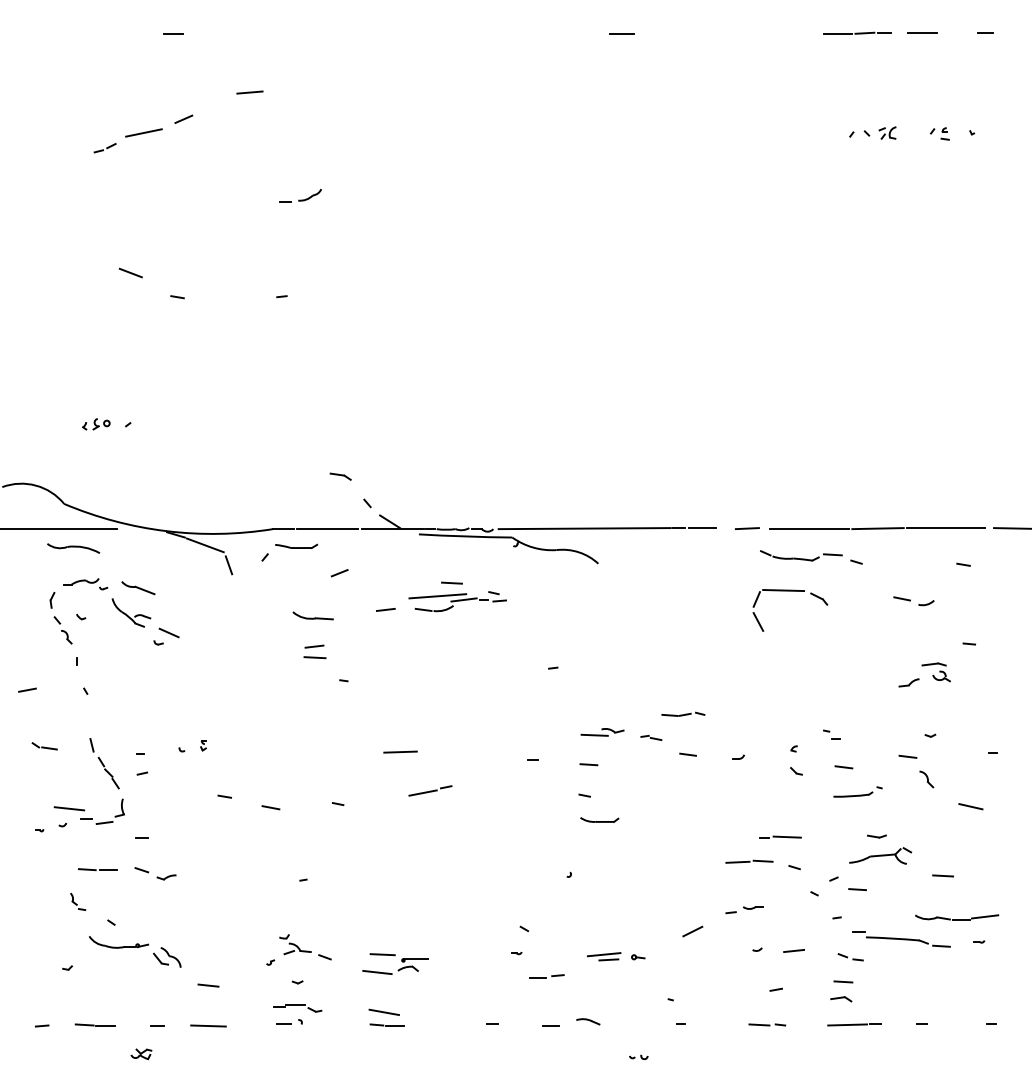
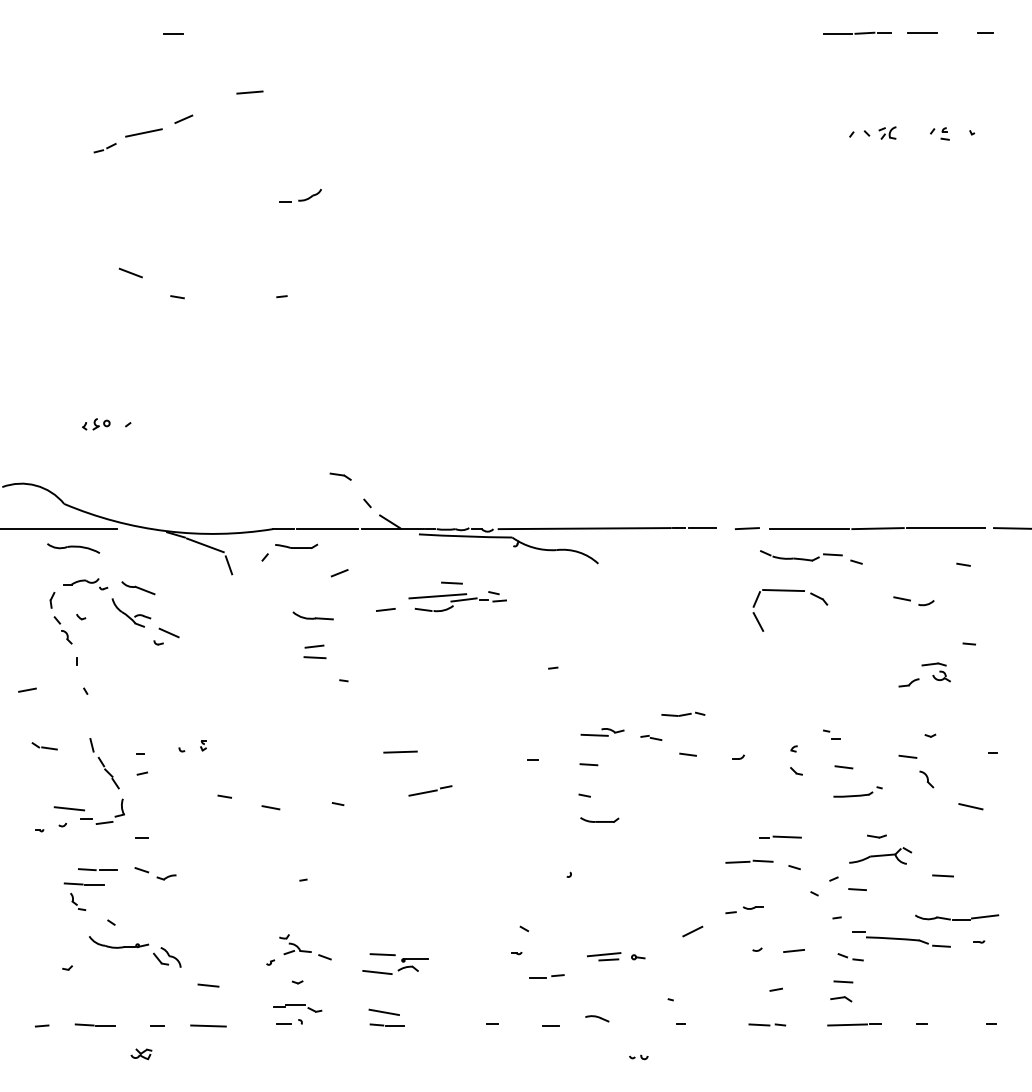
line: present -> none (621, 33)
line: none -> present (83, 883)
part position: (588, 1021) -> (597, 1018) (597, 1018)
